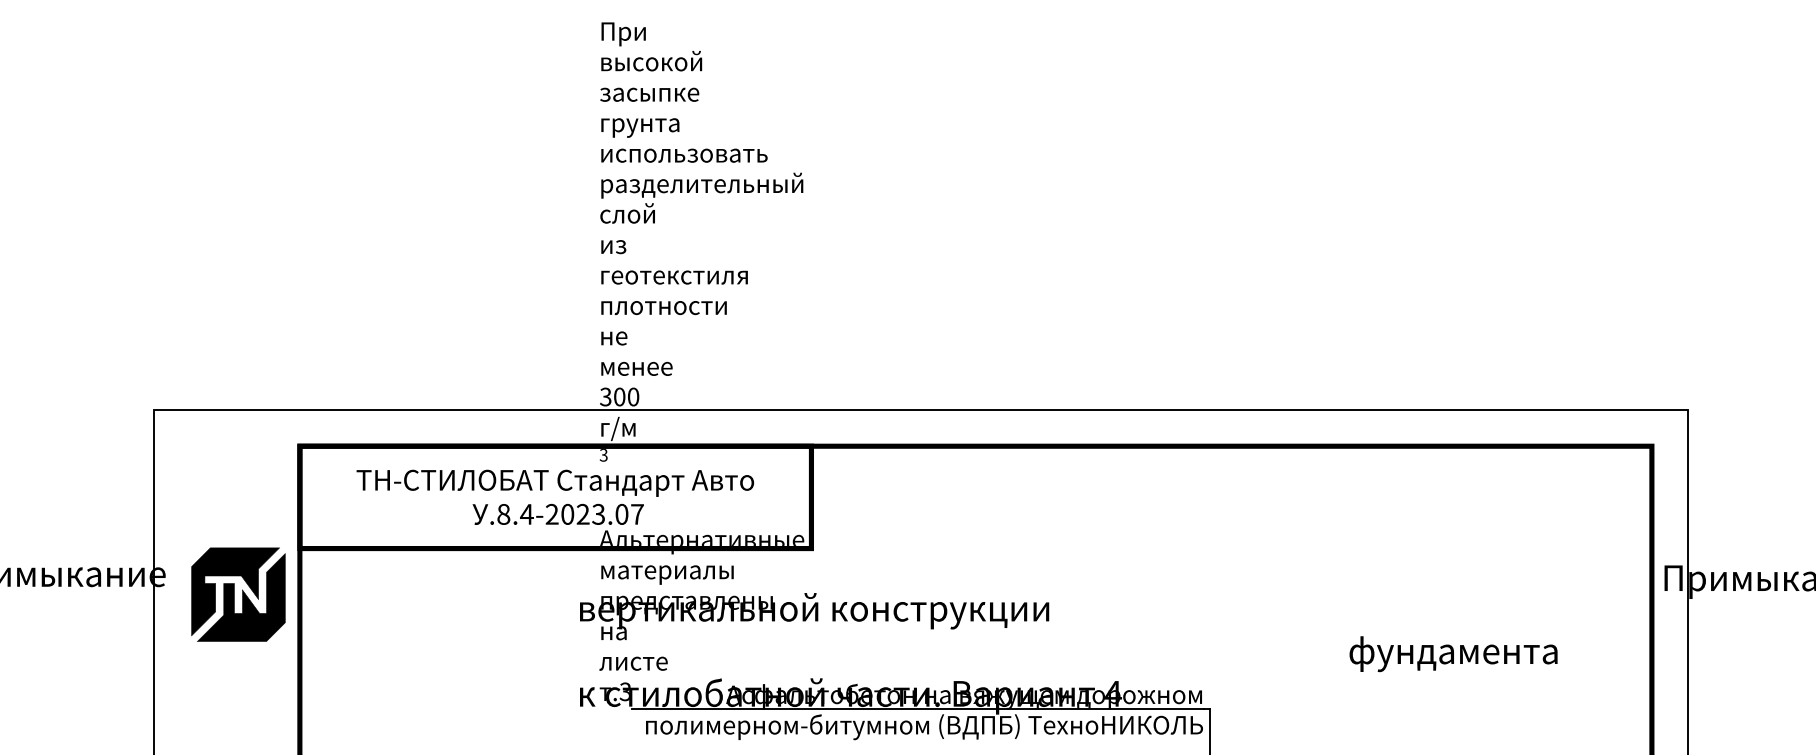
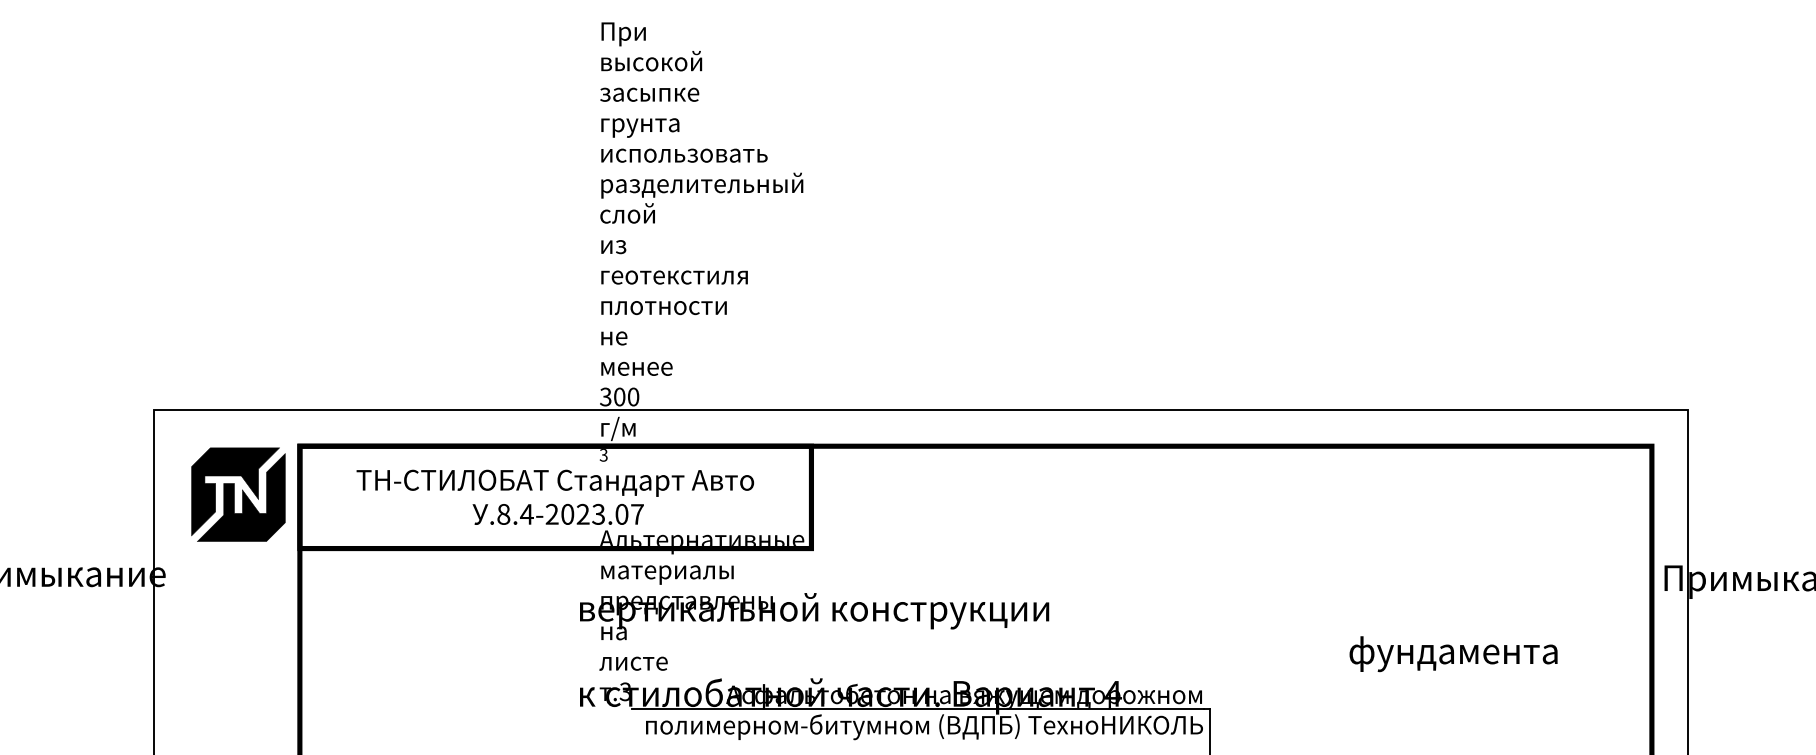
part position: (238, 594) -> (238, 494) (238, 494)
